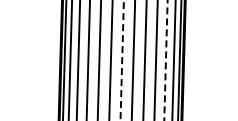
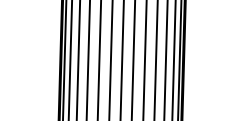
line: dashed -> solid (122, 60)
line: dashed -> solid (165, 60)
